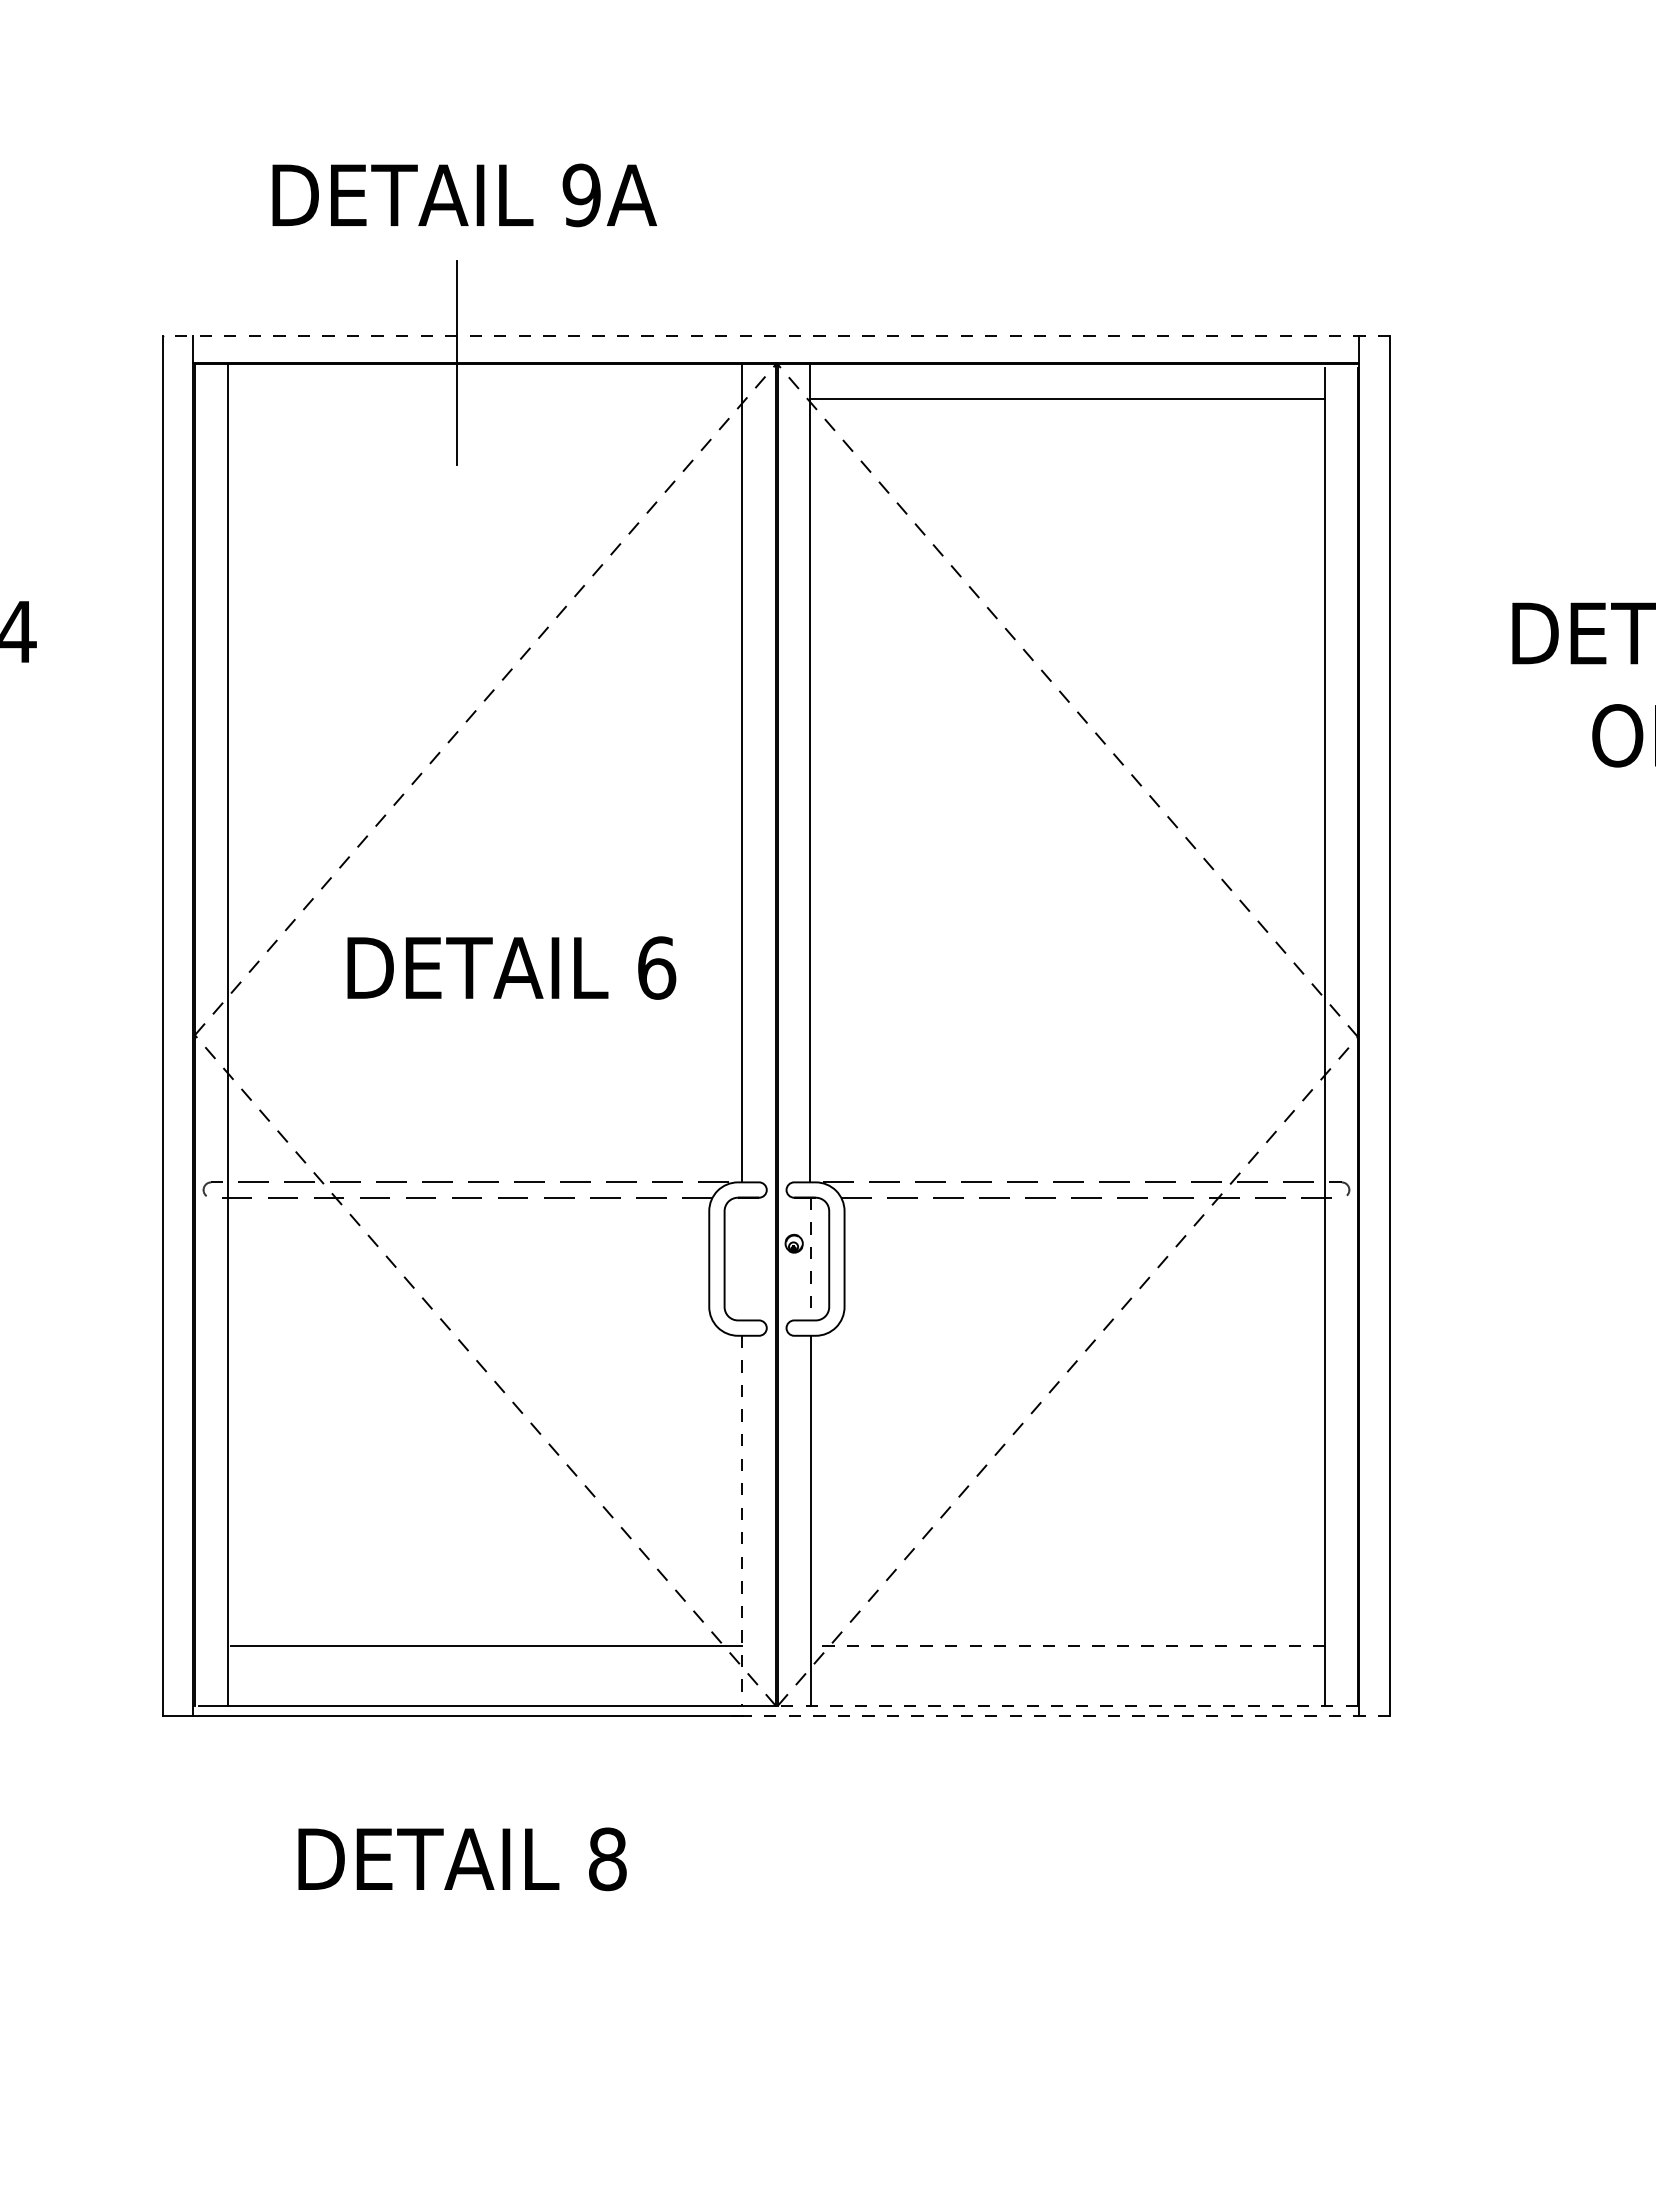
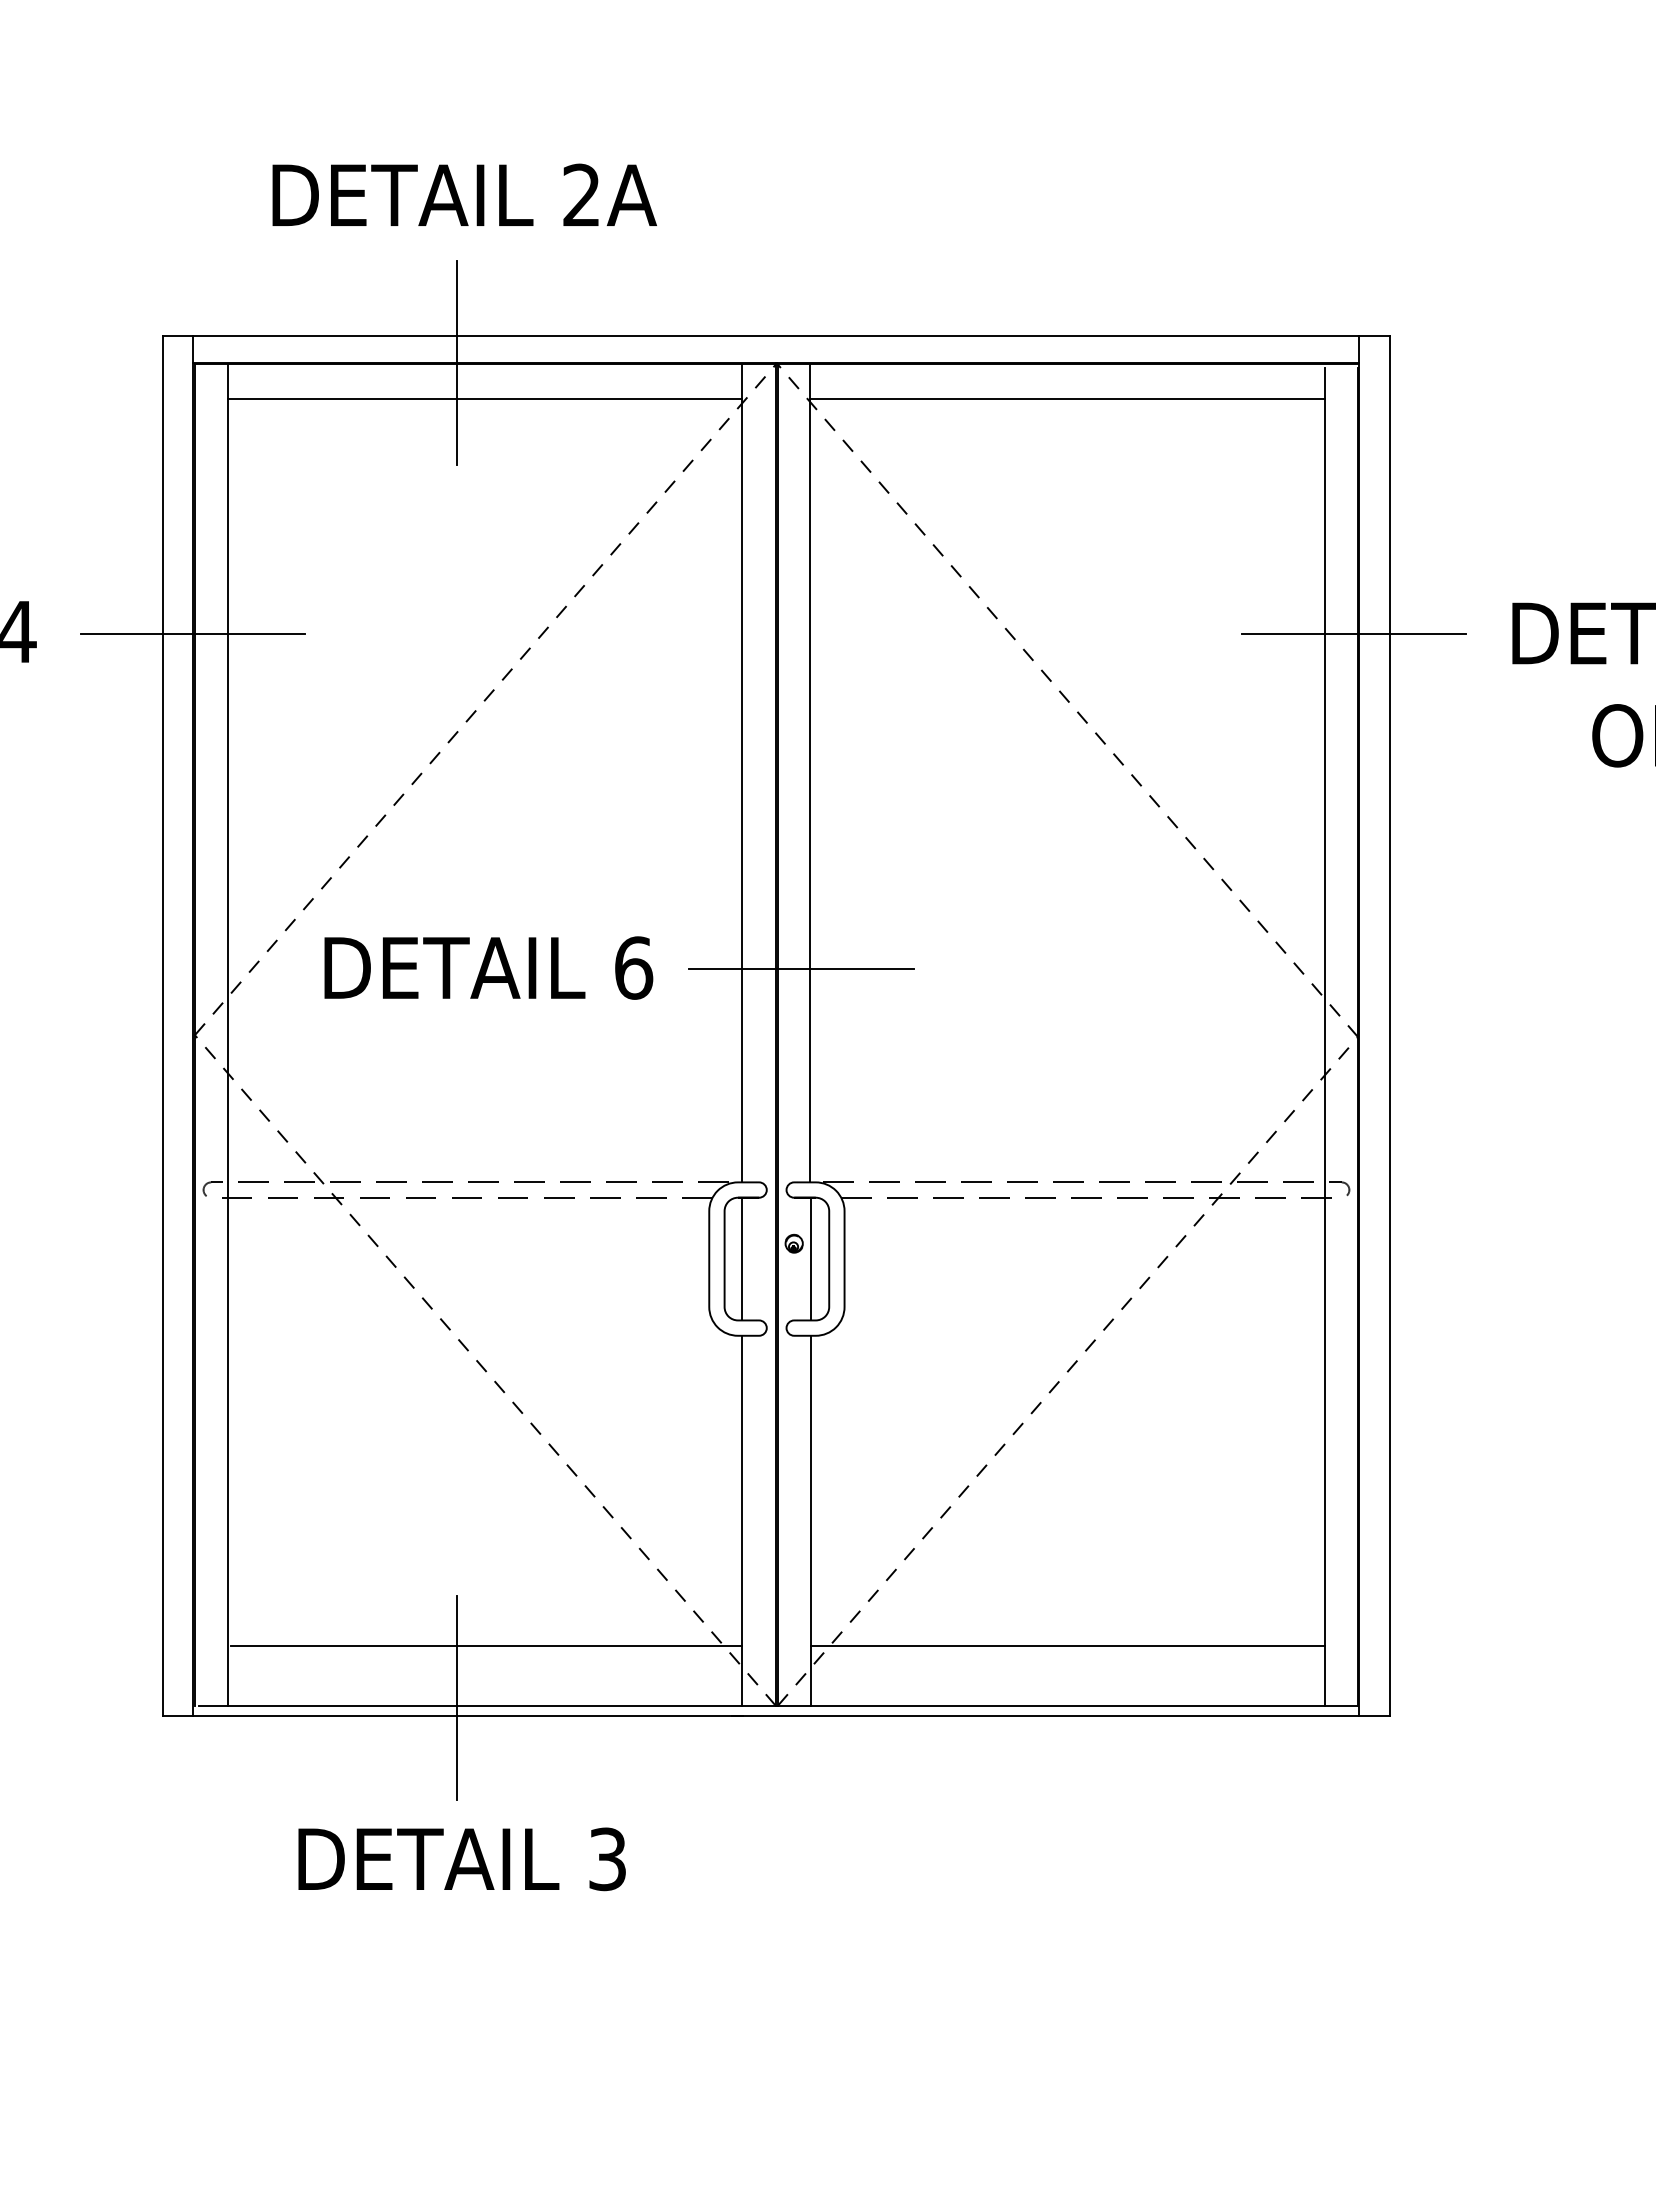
text: 9A -> 2A (581, 195)
line: dashed -> solid (776, 335)
line: none -> present (484, 399)
line: none -> present (192, 634)
line: none -> present (1353, 634)
text position: (511, 967) -> (488, 967) (488, 967)
line: none -> present (801, 968)
line: none -> present (742, 1258)
line: dashed -> solid (810, 1259)
line: dashed -> solid (742, 1521)
line: dashed -> solid (1067, 1646)
line: none -> present (456, 1697)
line: dashed -> solid (1067, 1705)
line: dashed -> solid (1063, 1716)
text: 8 -> 3 (607, 1859)
